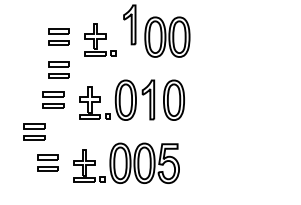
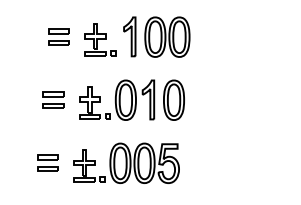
part position: (129, 24) -> (129, 36) (129, 36)
part: present -> none (58, 69)
part: present -> none (34, 131)
